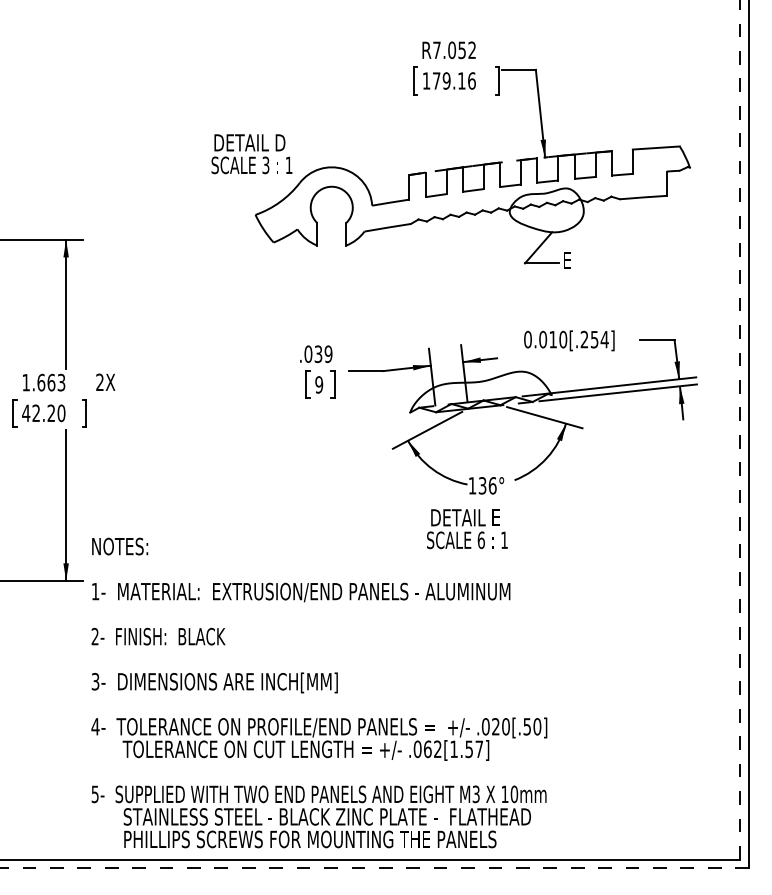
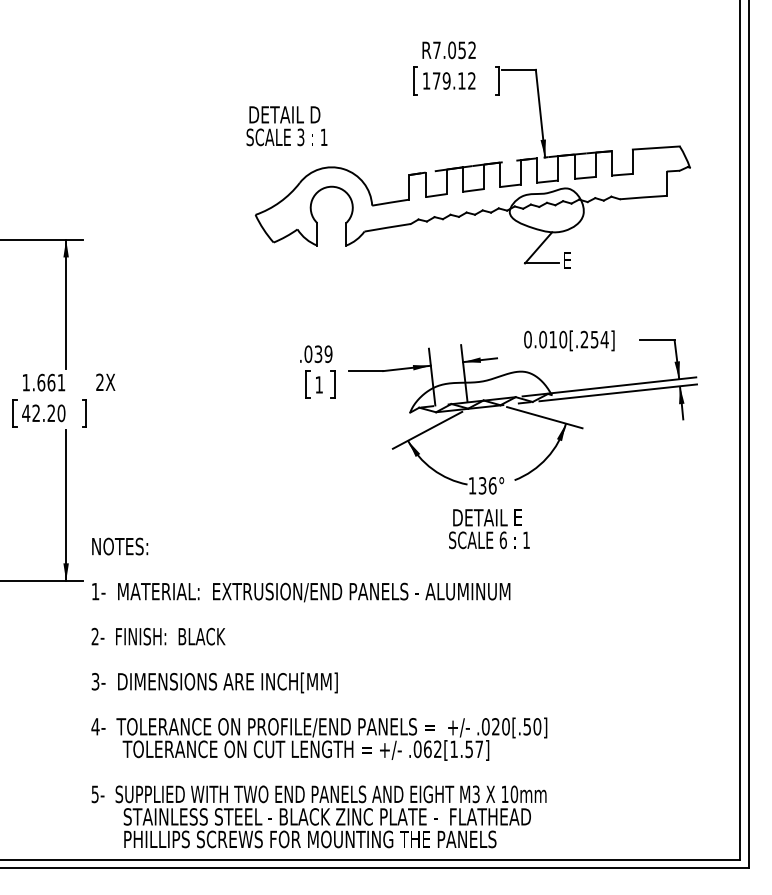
text: 179.16 -> 179.12 (471, 80)
text position: (251, 154) -> (286, 126) (286, 126)
text: 1.663 -> 1.661 (61, 382)
text: 9 -> 1 (319, 384)
line: dashed -> solid (740, 429)
text position: (467, 529) -> (489, 529) (489, 529)
line: dashed -> solid (374, 868)
